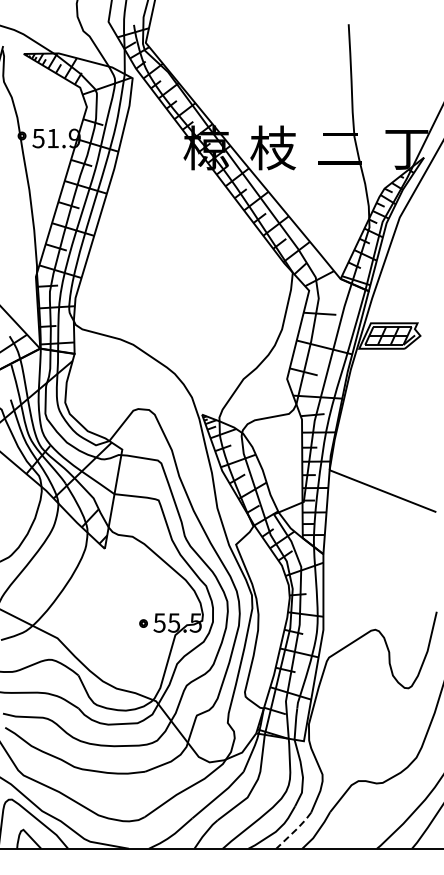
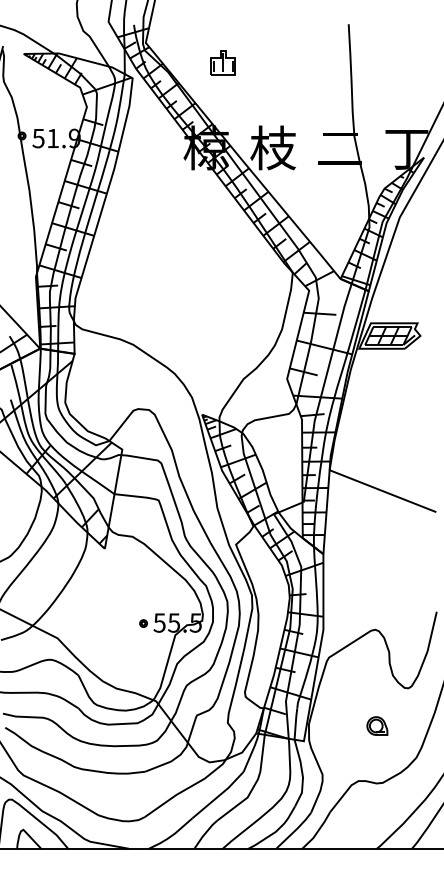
part: none -> present (222, 62)
part: none -> present (377, 725)
line: dashed -> solid (295, 830)
